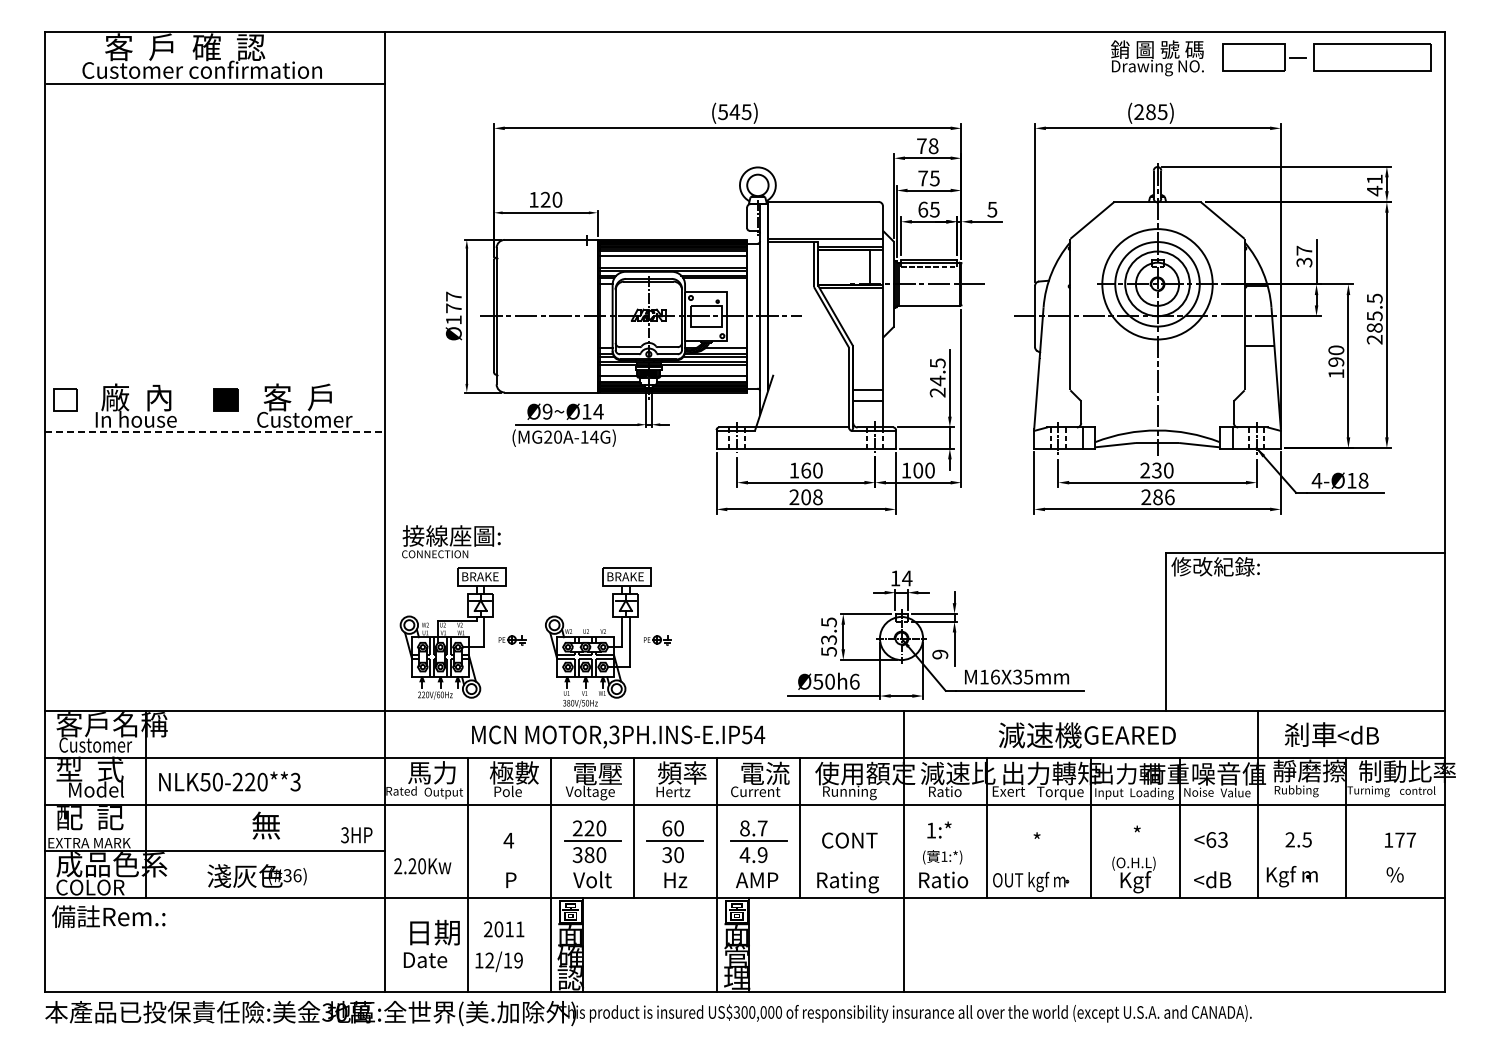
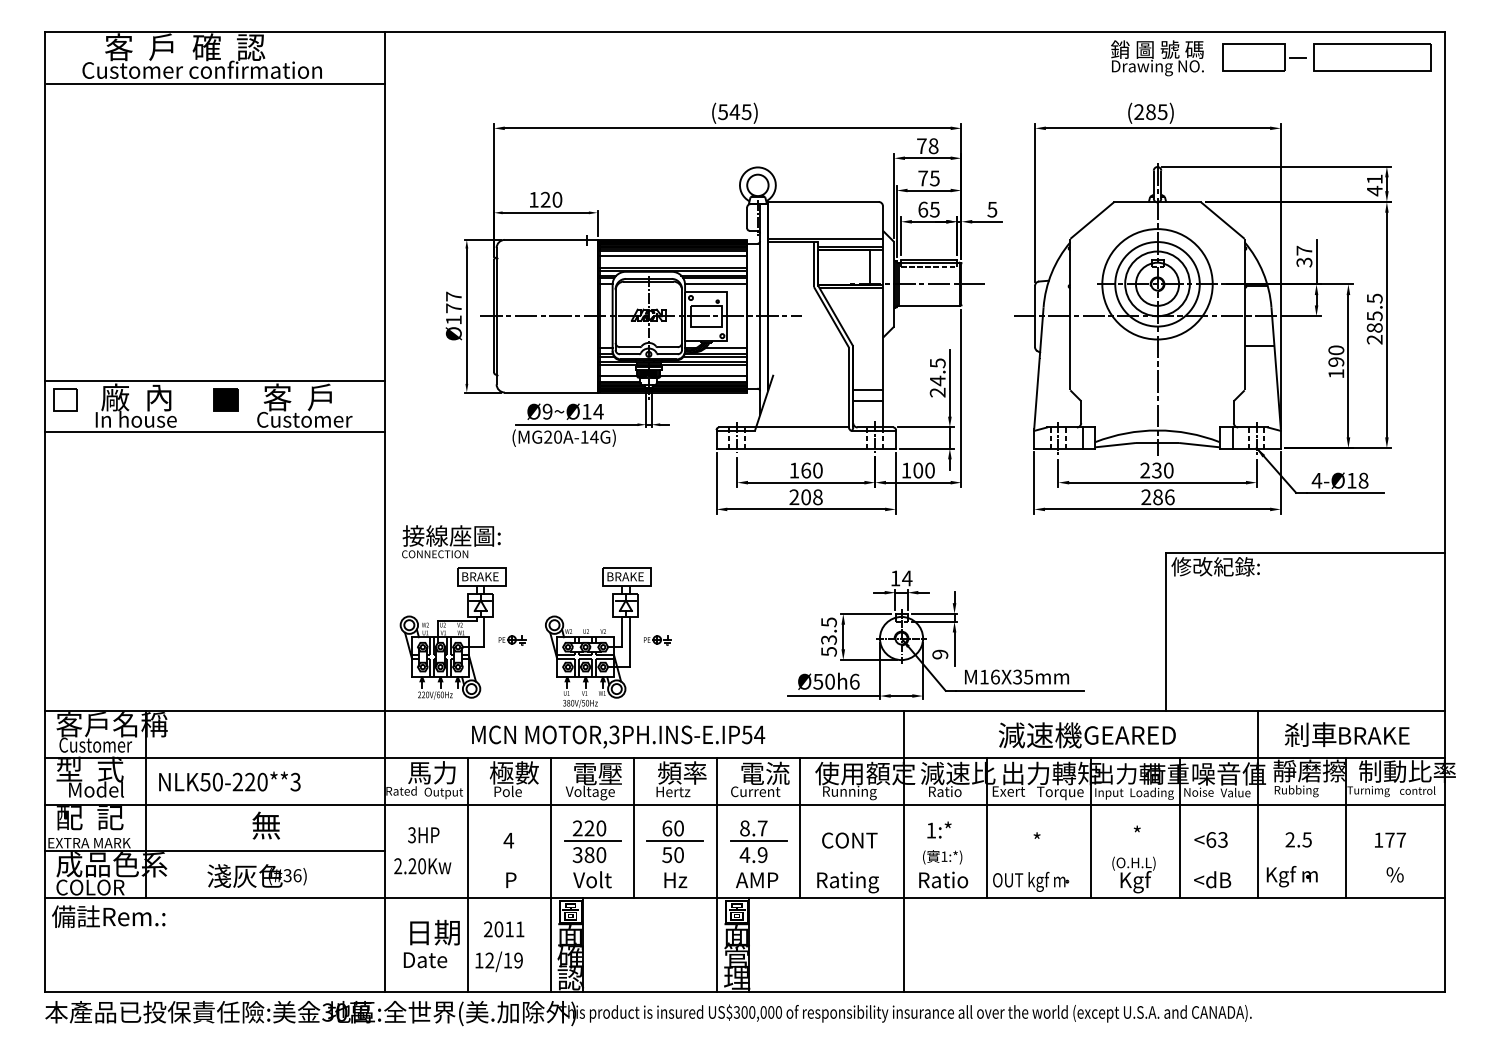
line: none -> present (715, 284)
line: none -> present (214, 380)
line: dashed -> solid (214, 432)
text: <dB -> BRAKE (1373, 734)
text position: (356, 835) -> (423, 835) (423, 835)
text position: (1400, 839) -> (1390, 839) (1390, 839)
text: 30 -> 50 (666, 854)
